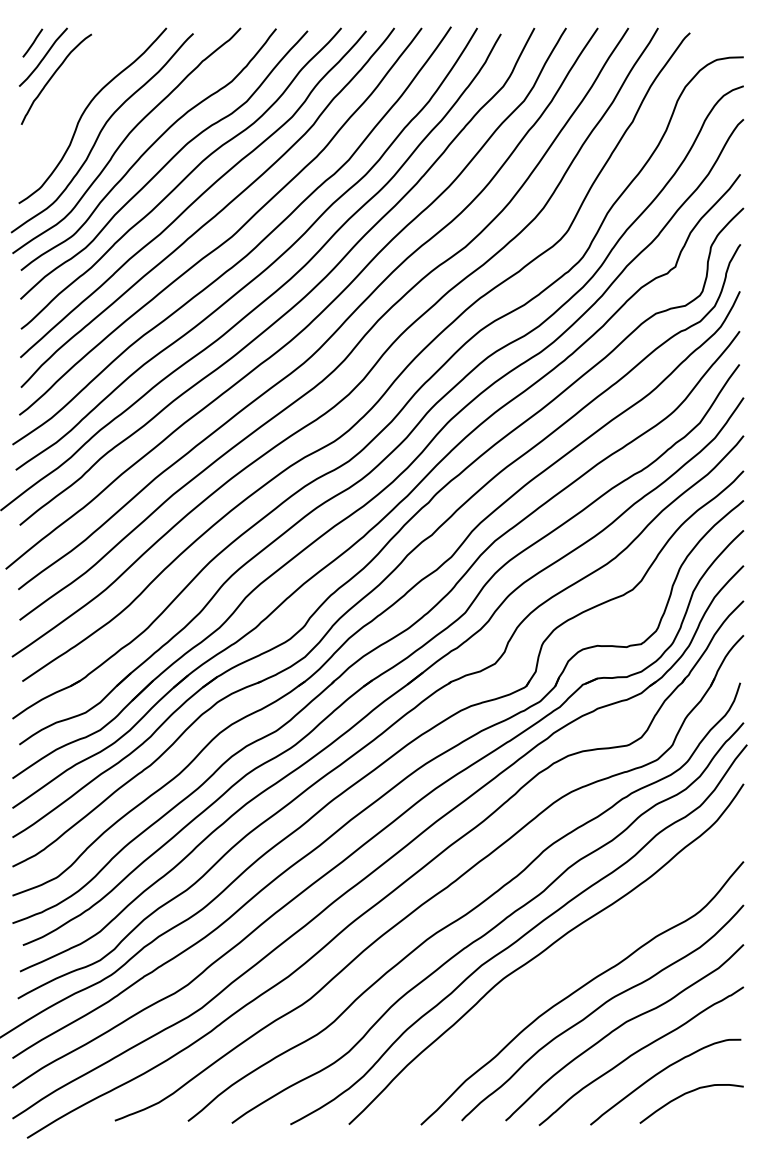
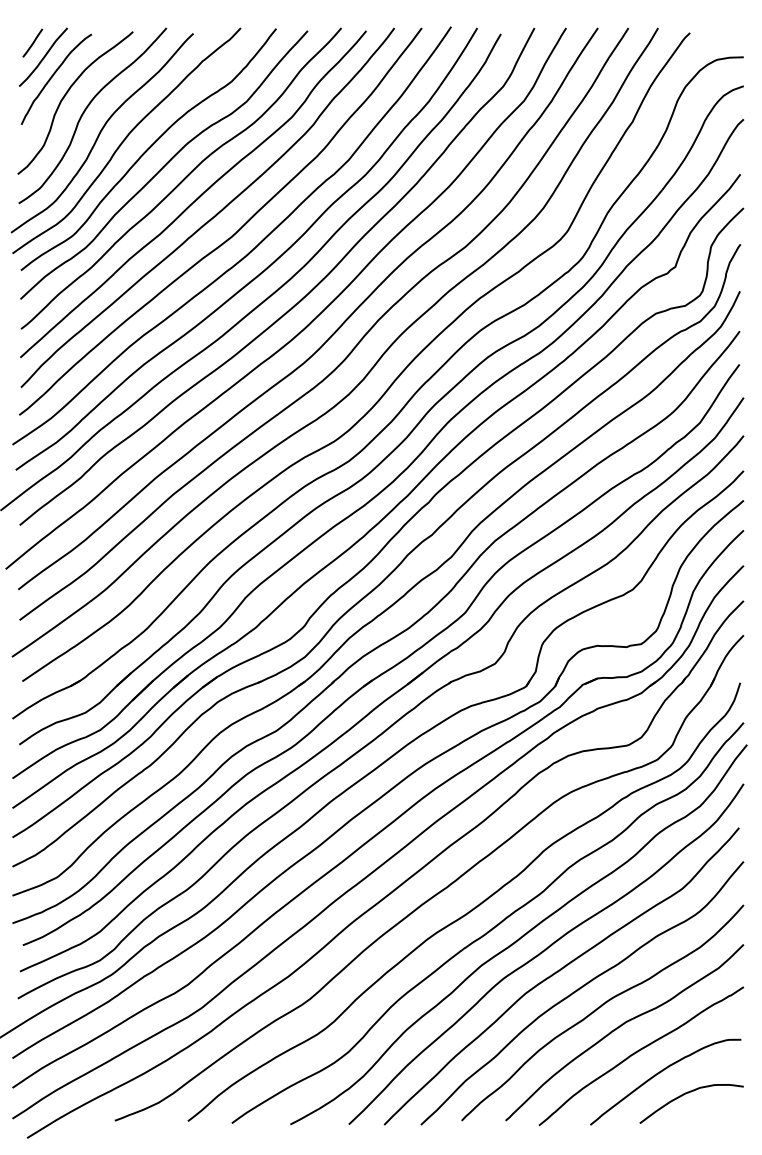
curve: none -> present (66, 95)
curve: none -> present (558, 972)
